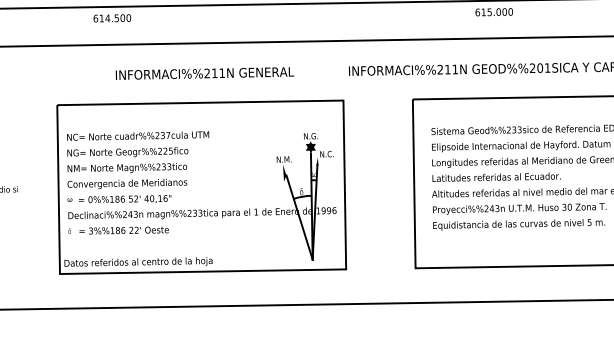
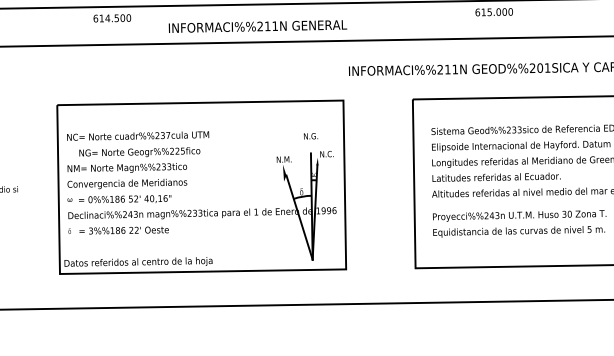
text position: (204, 73) -> (257, 26) (257, 26)
fill: present -> none (310, 147)
text position: (127, 152) -> (139, 152) (139, 152)
text position: (519, 216) -> (519, 223) (519, 223)
